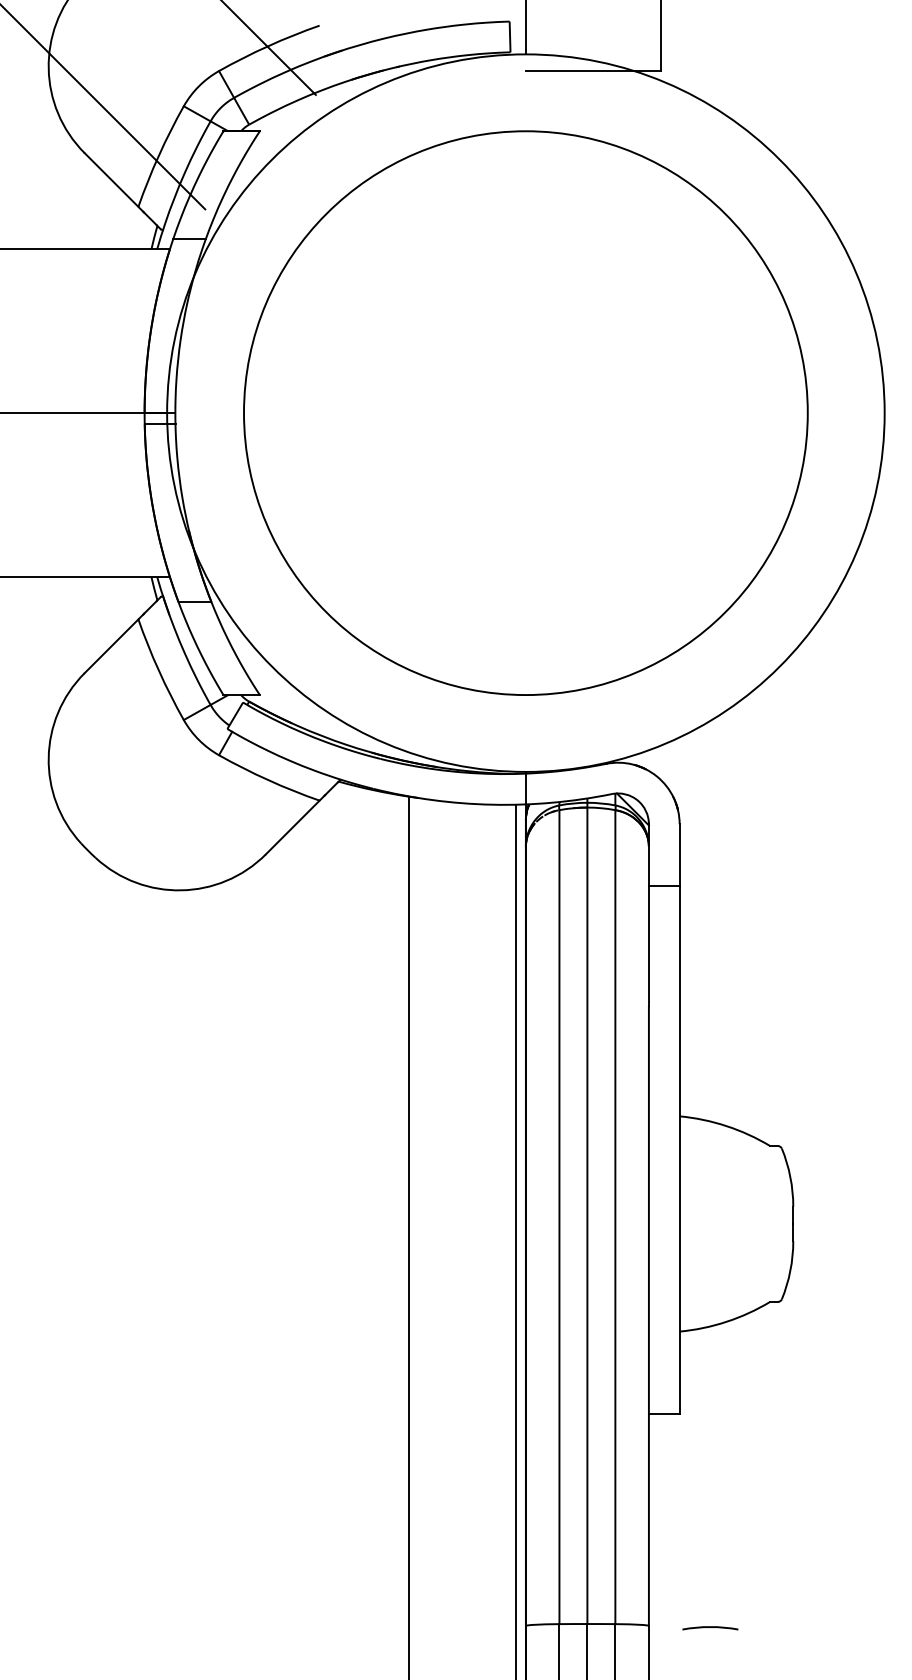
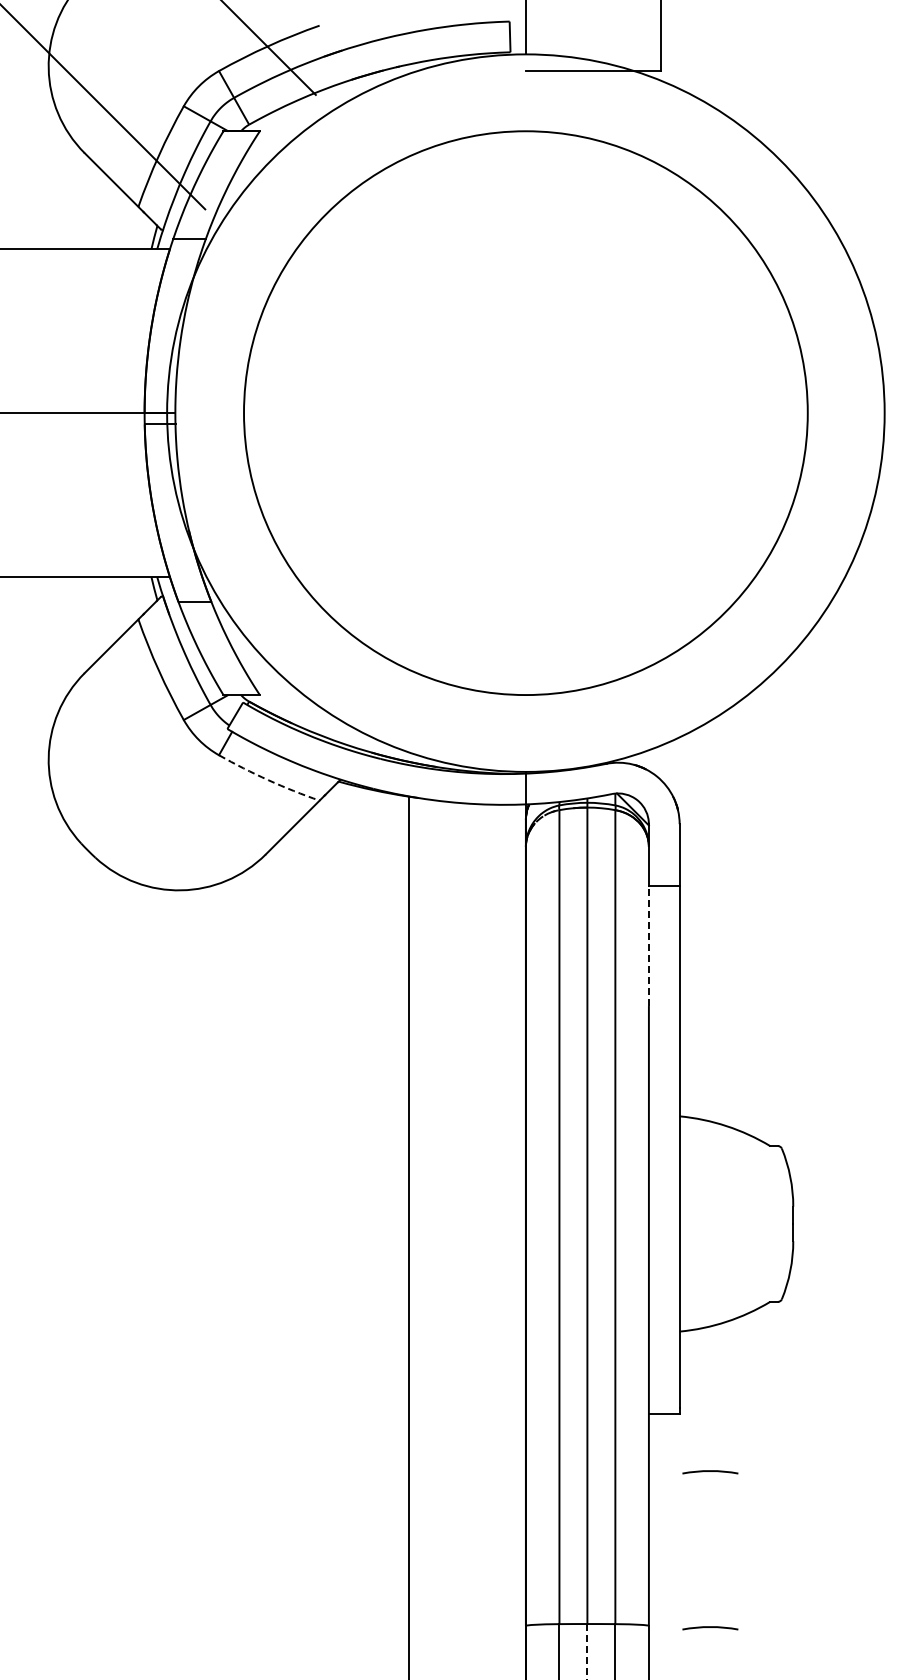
arc: solid -> dashed (268, 780)
line: solid -> dashed (648, 945)
line: present -> none (515, 1240)
arc: none -> present (710, 1471)
line: solid -> dashed (587, 1651)
